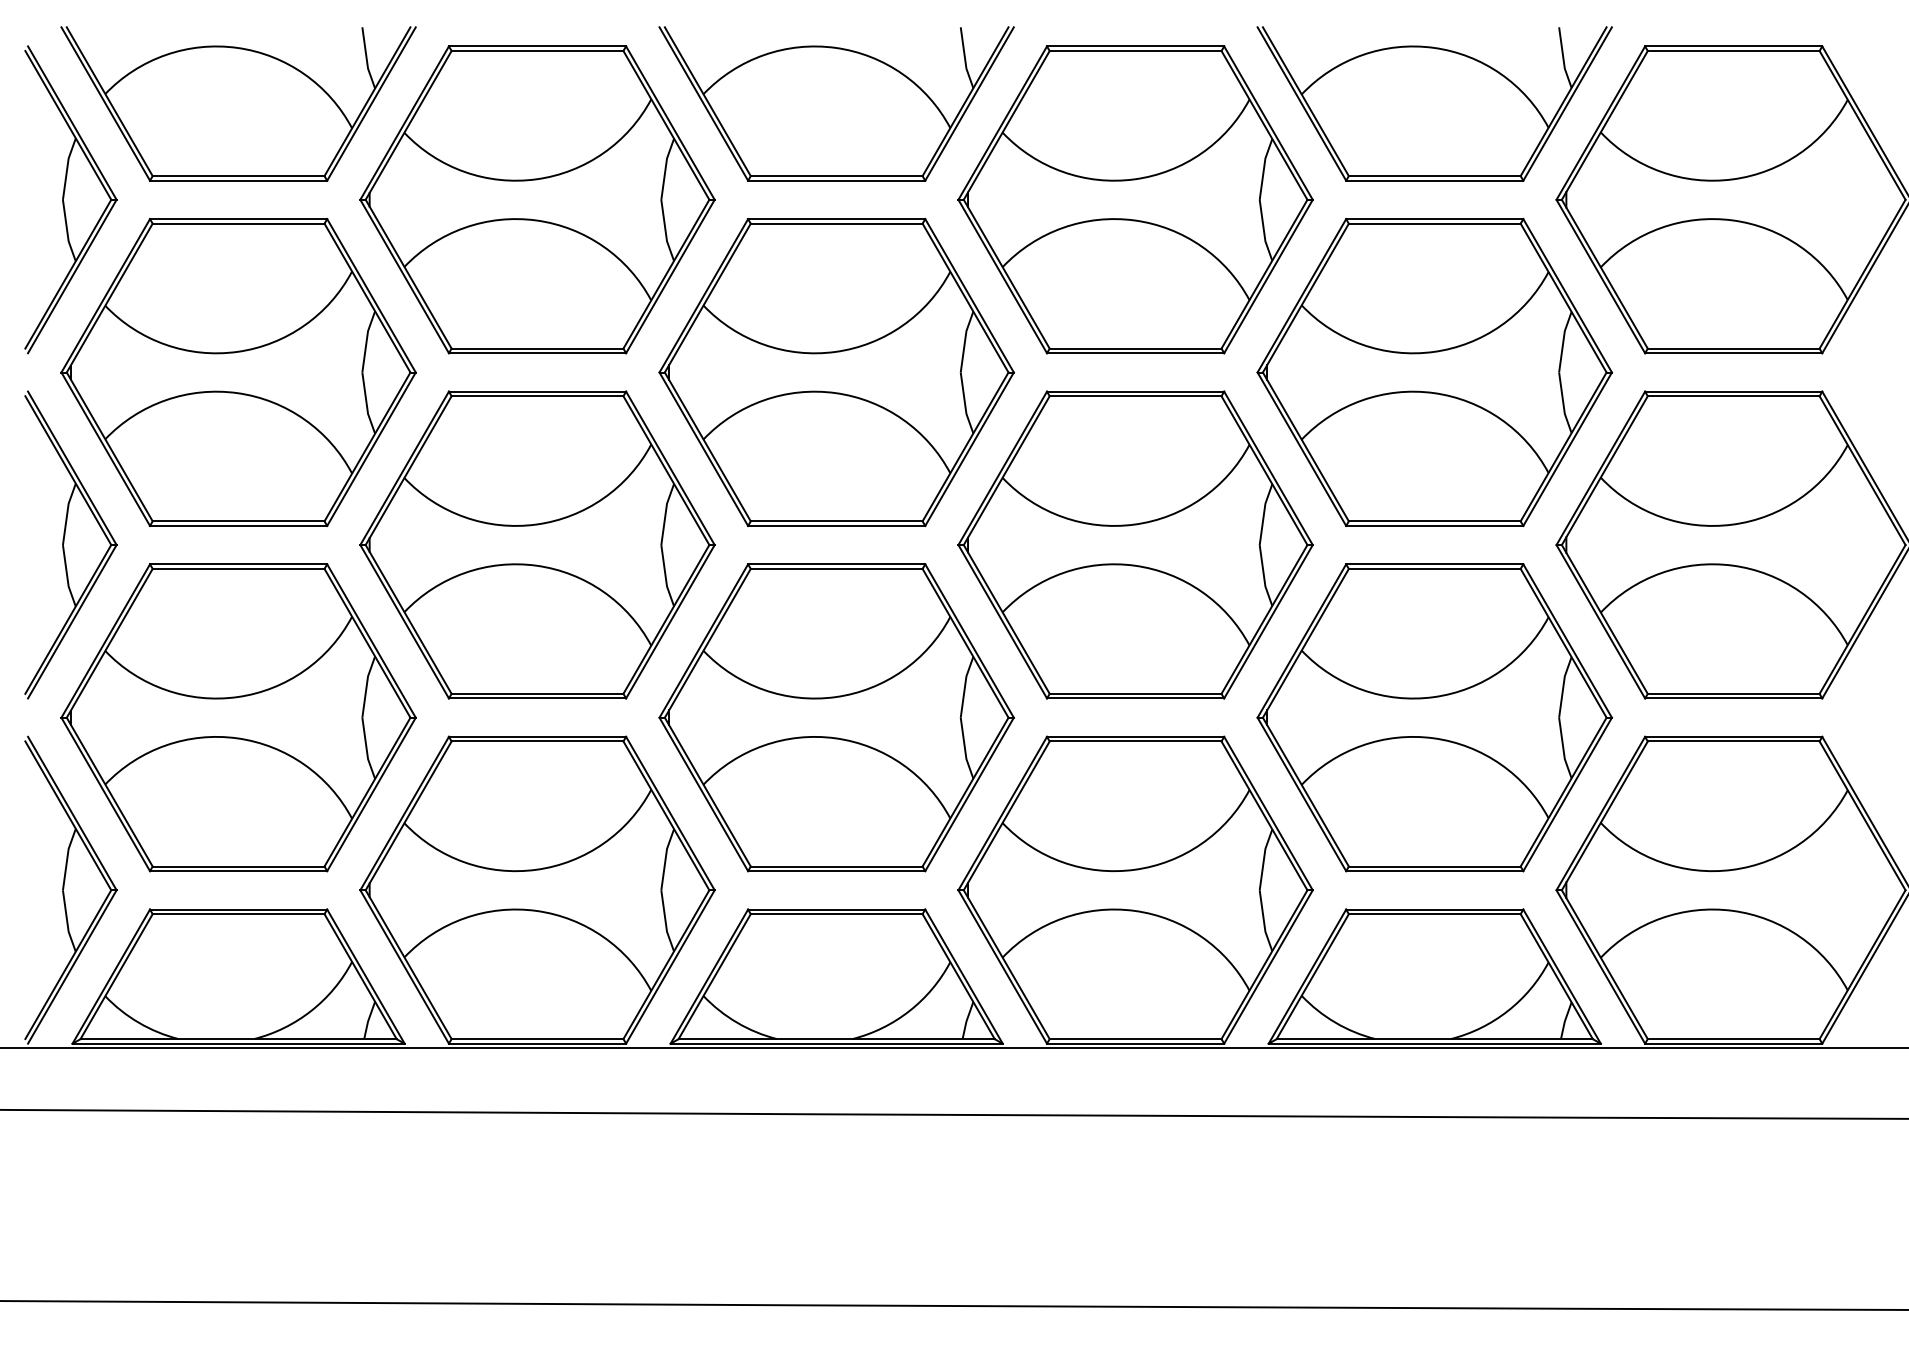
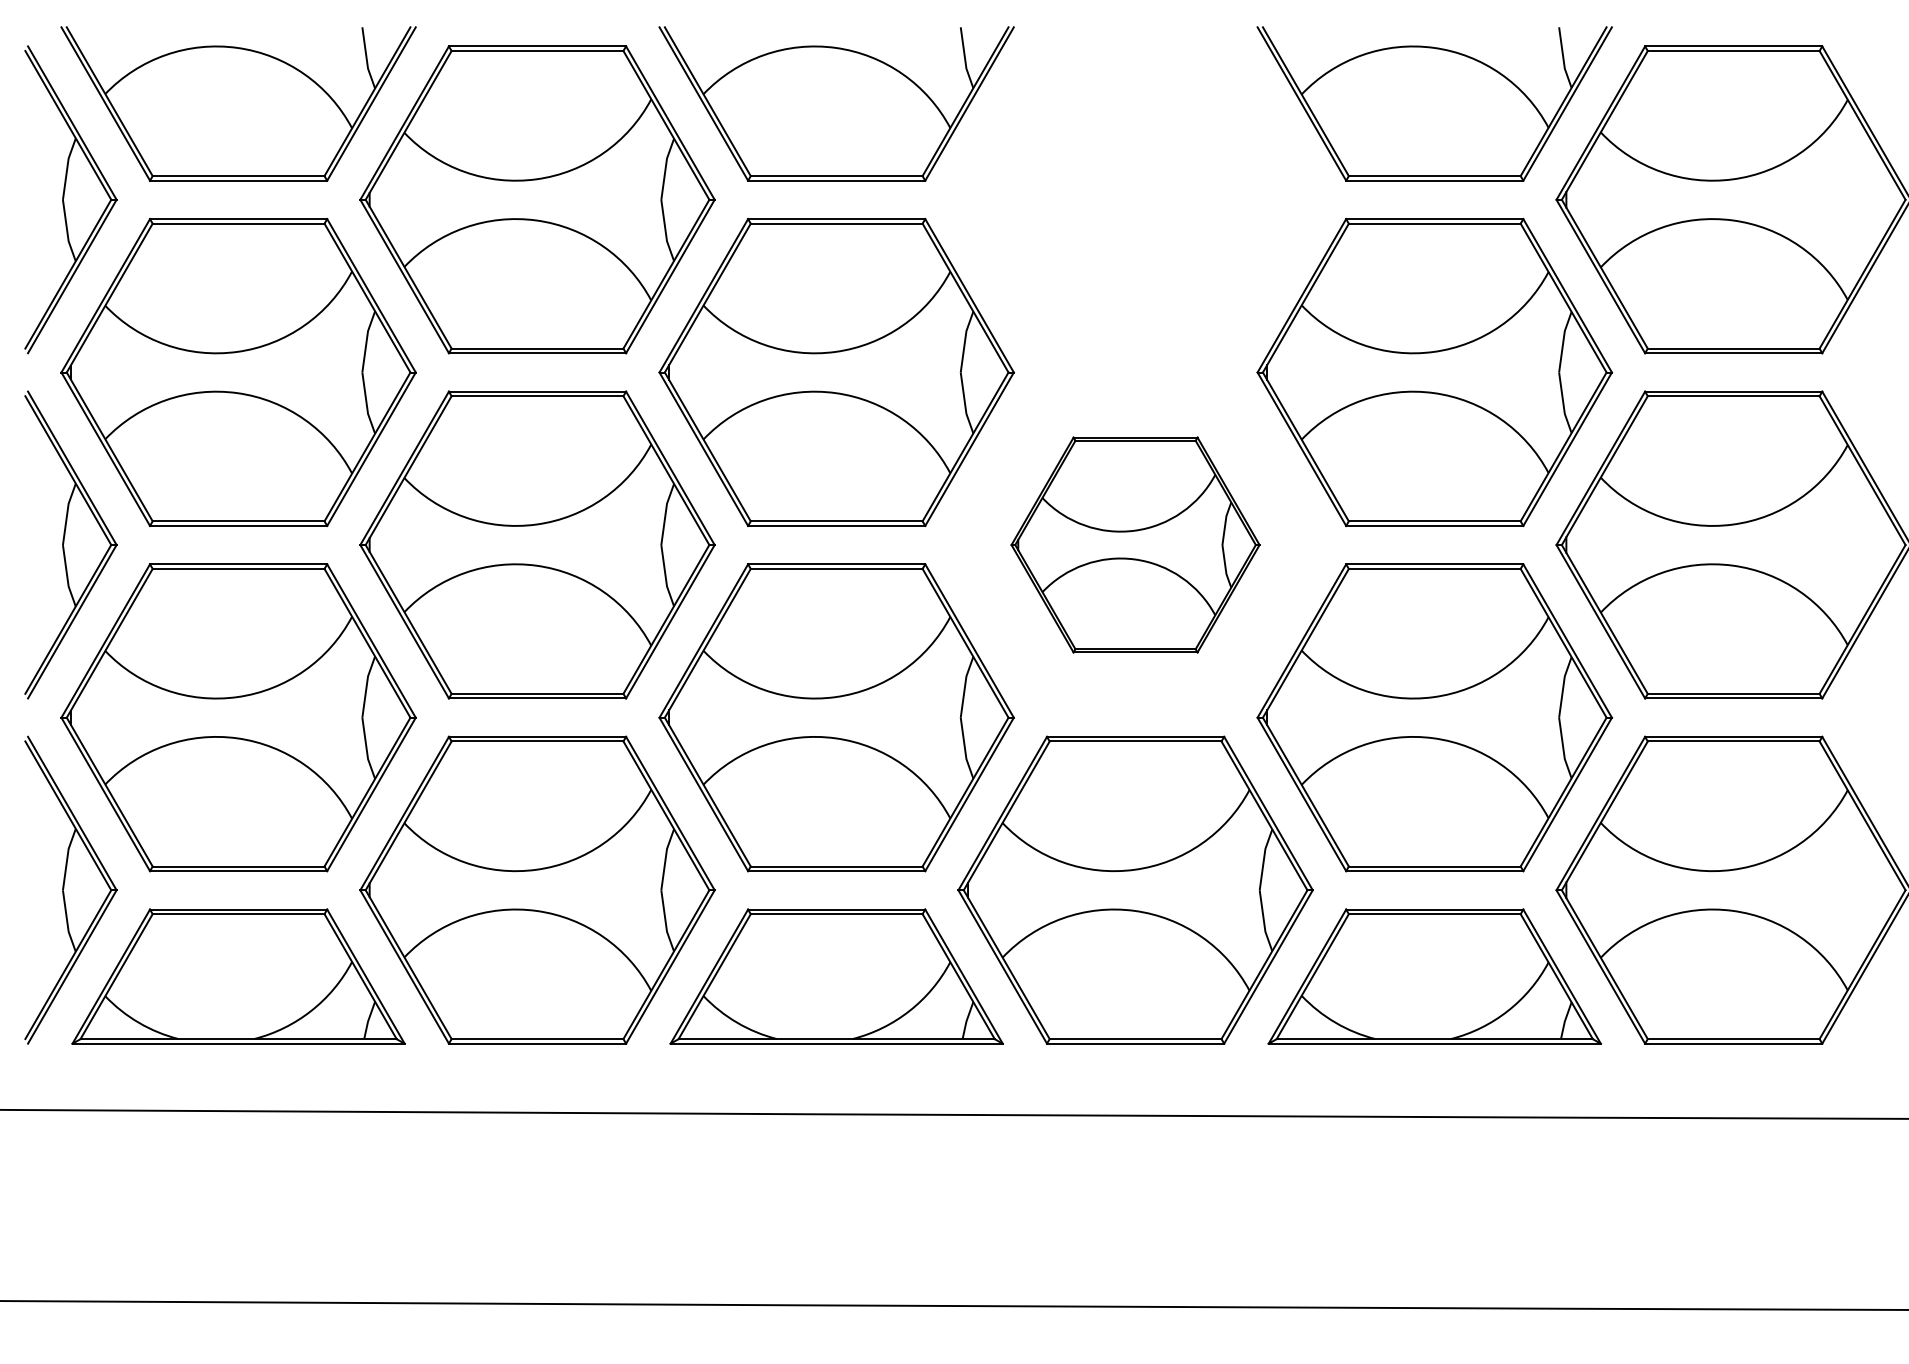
part: present -> none (1135, 199)
part size: 357x310 px -> 251x218 px (1135, 544)
line: present -> none (953, 1047)
